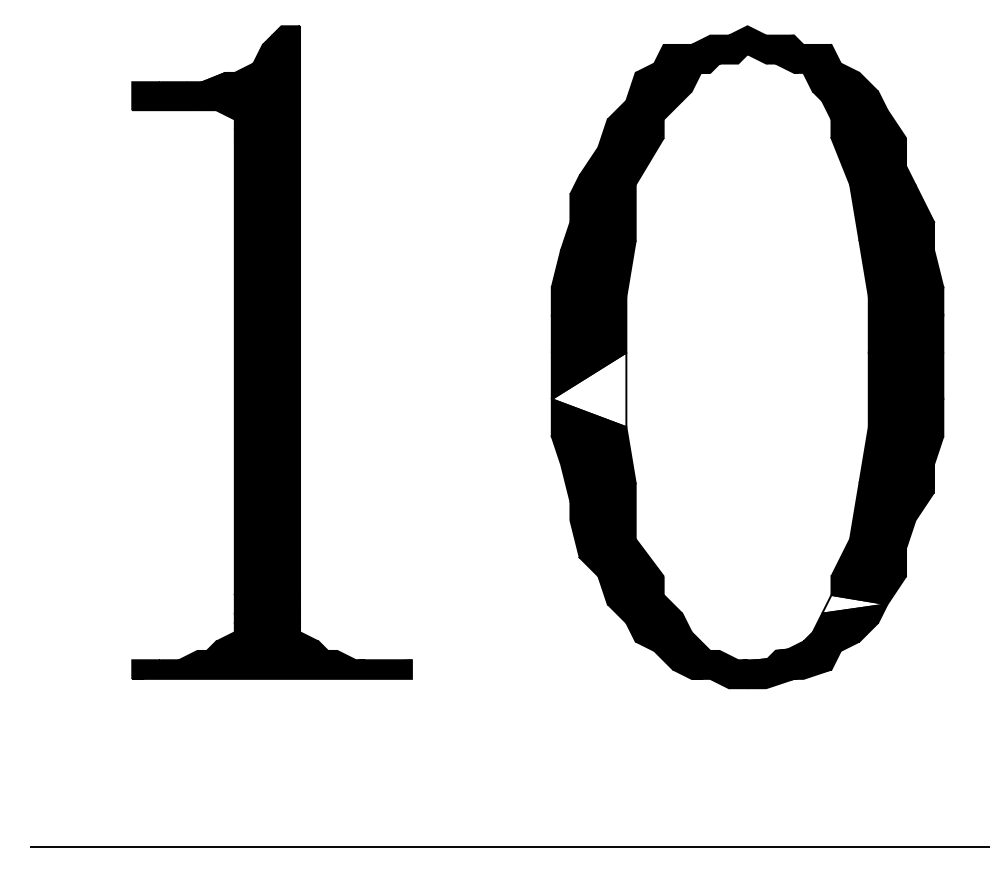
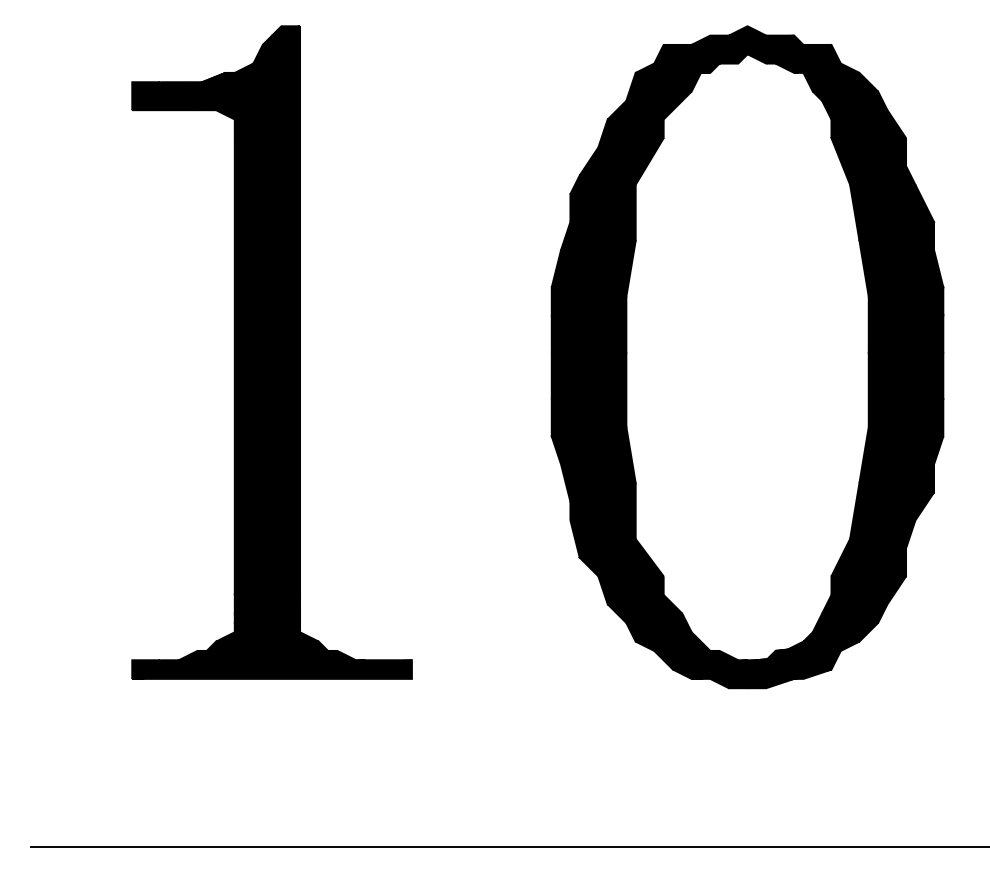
fill: none -> present (588, 389)
fill: none -> present (854, 603)
